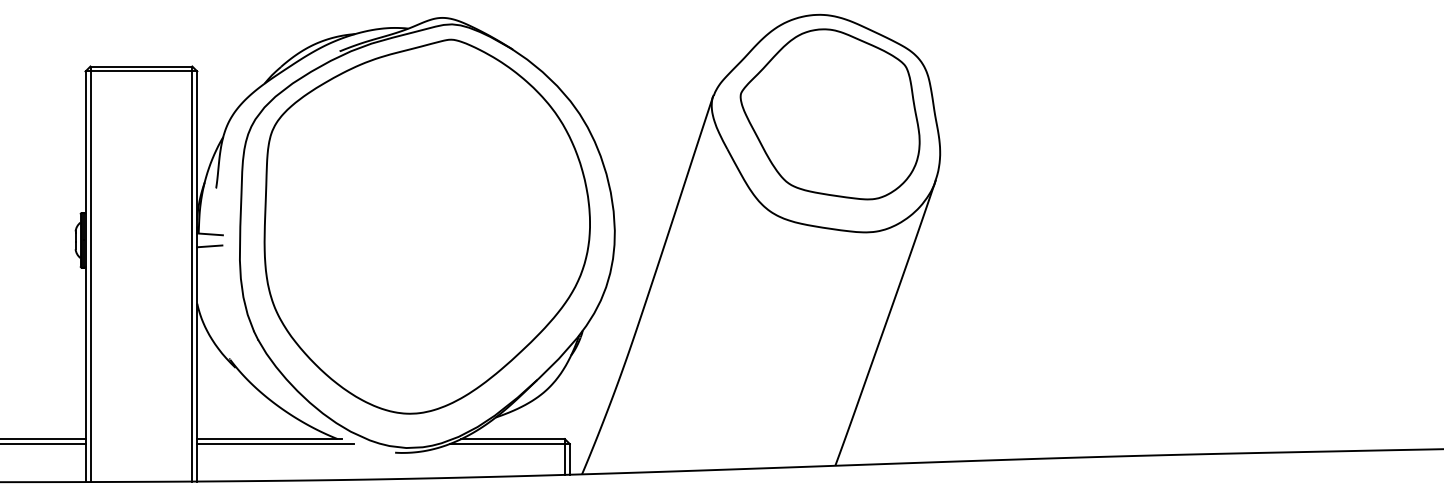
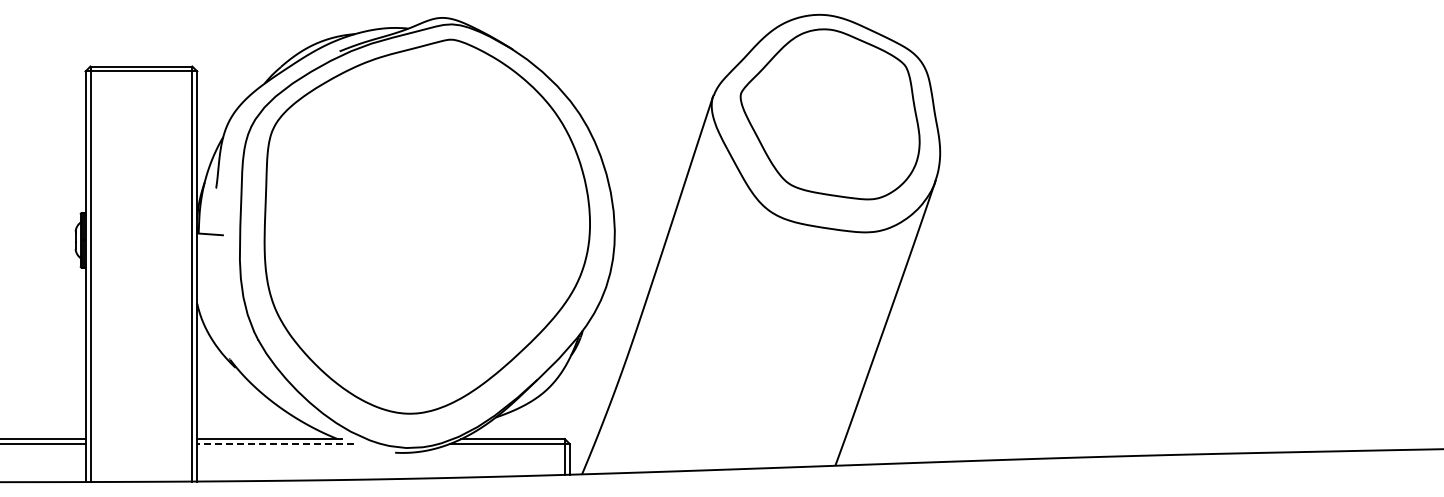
line: present -> none (209, 246)
line: solid -> dashed (275, 444)
